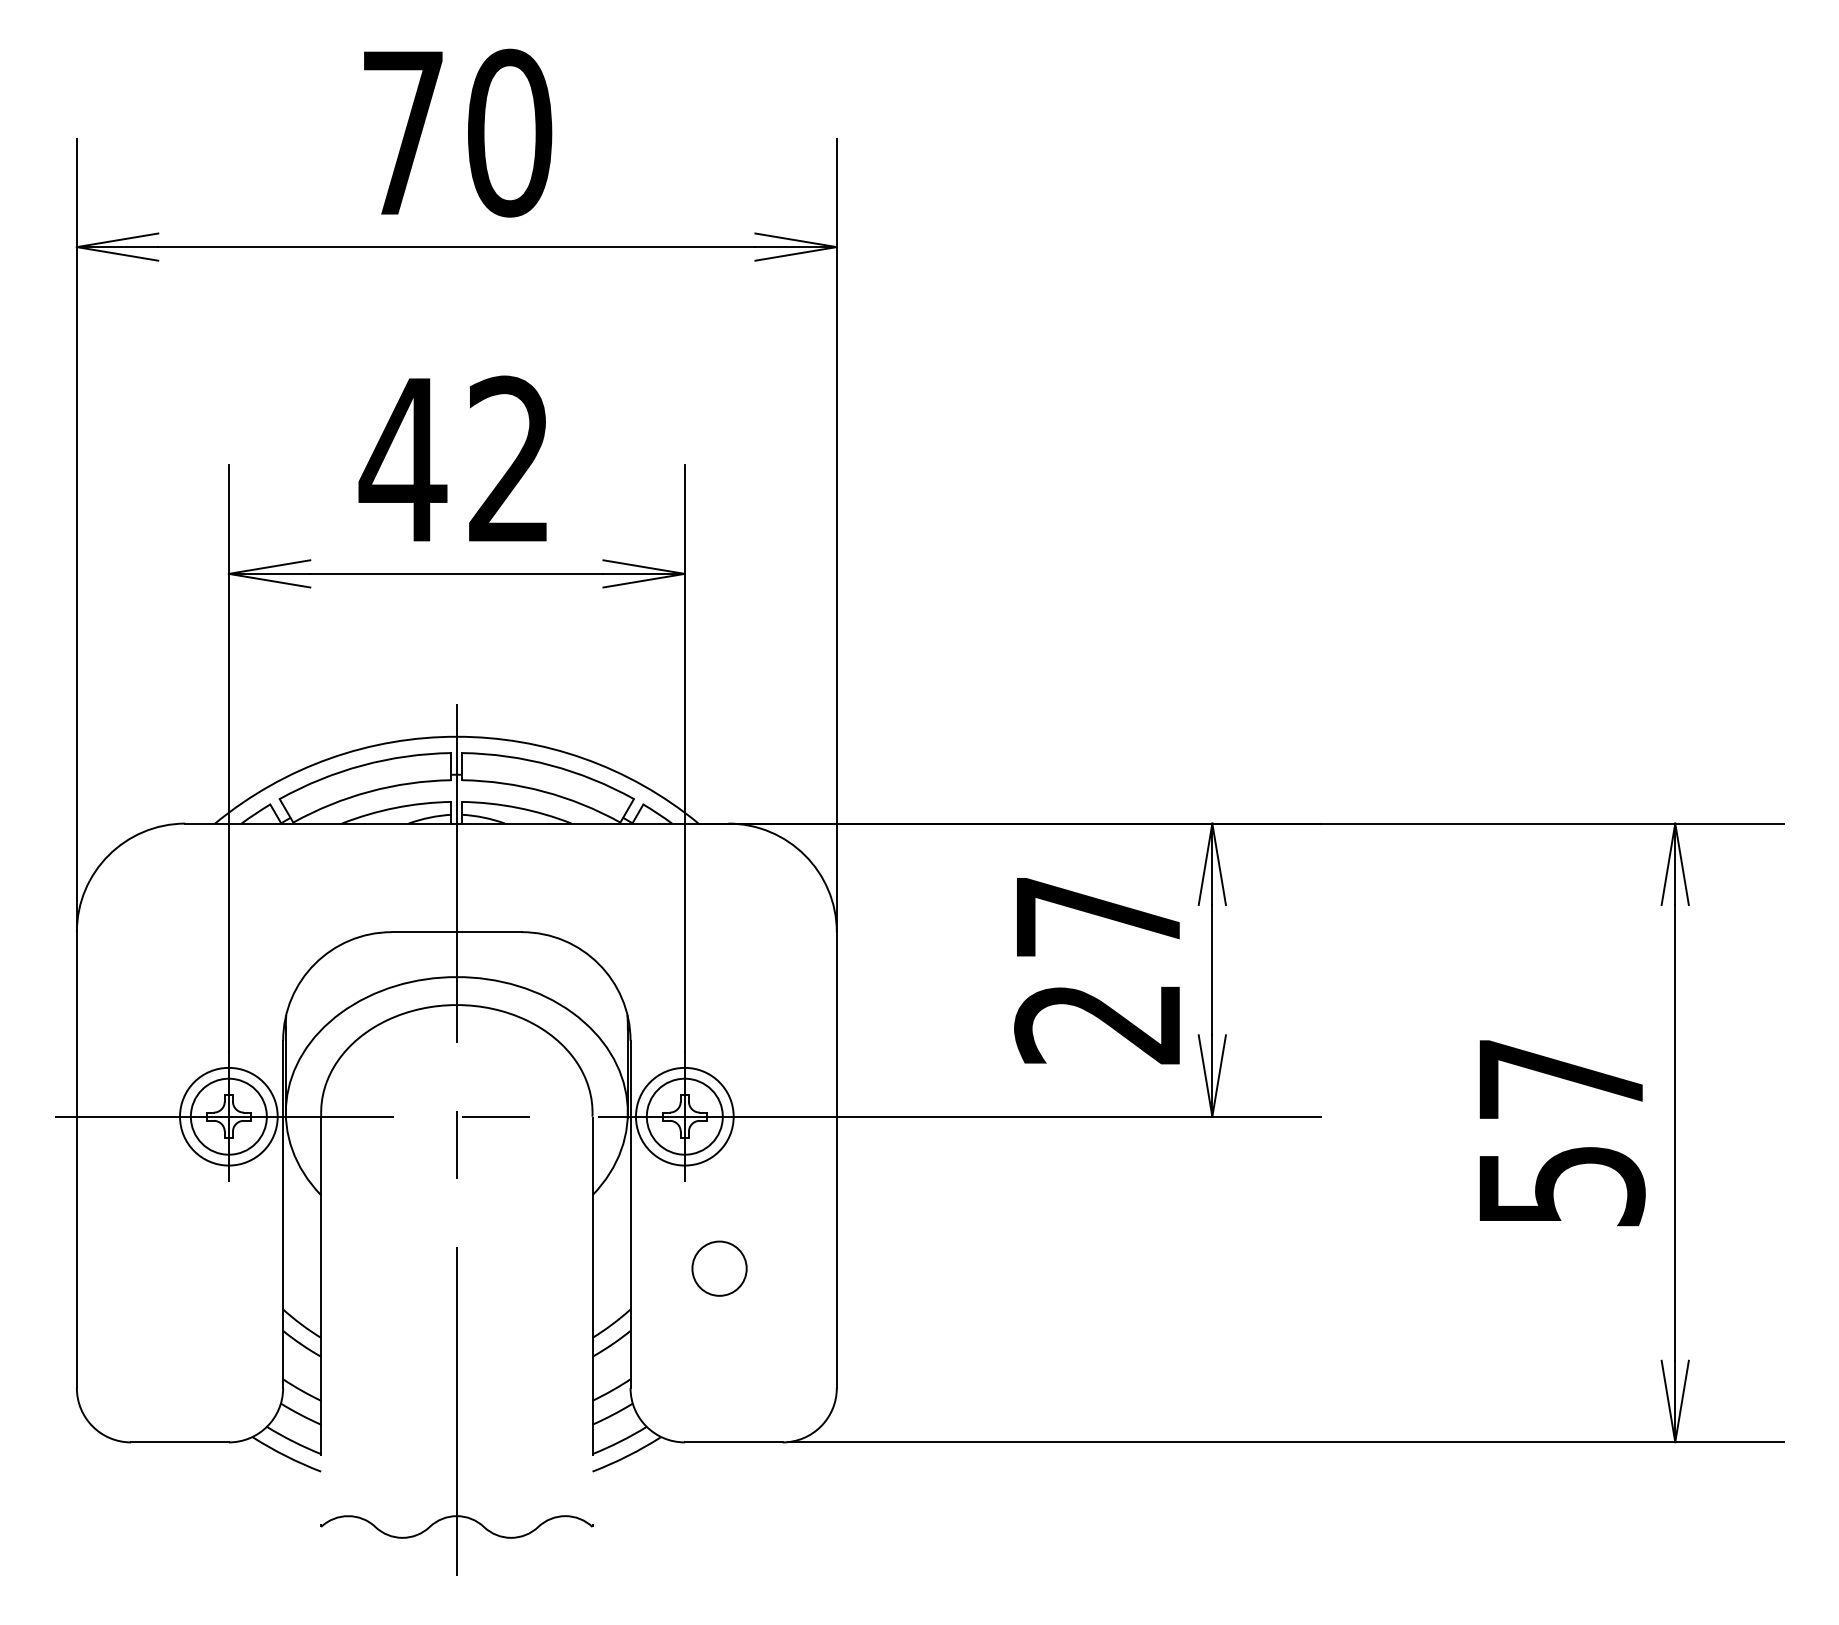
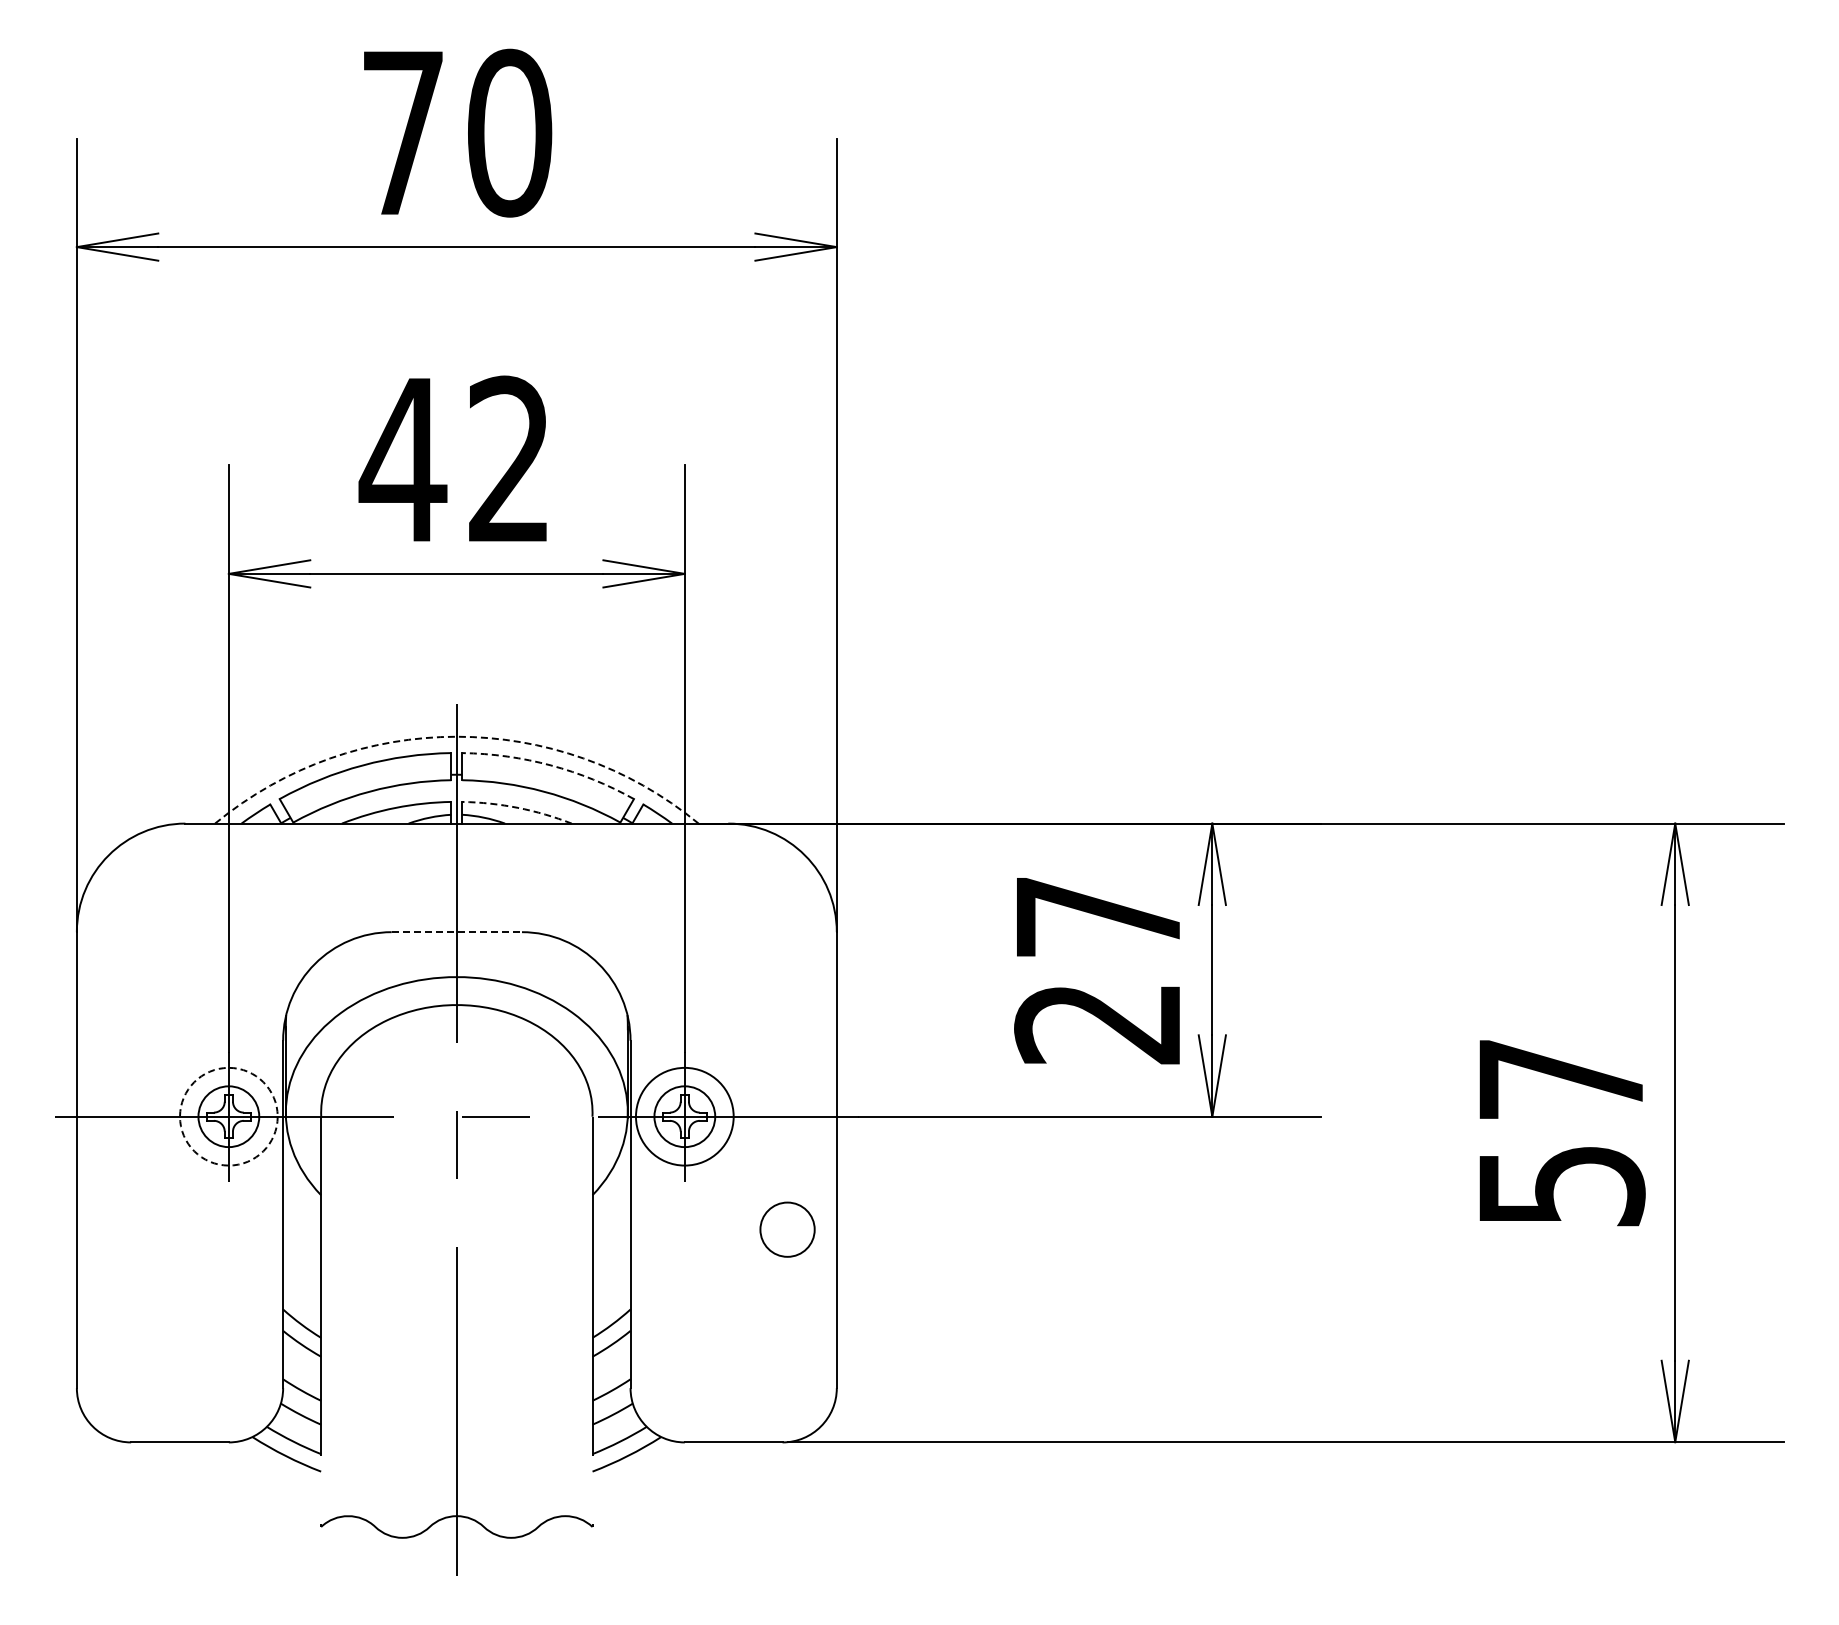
arc: solid -> dashed (456, 736)
arc: solid -> dashed (550, 765)
arc: solid -> dashed (517, 807)
line: solid -> dashed (457, 932)
circle diameter: 76 px -> 61 px (228, 1116)
circle: solid -> dashed (228, 1116)
circle diameter: 76 px -> 61 px (684, 1116)
circle position: (719, 1268) -> (787, 1229) (787, 1229)
